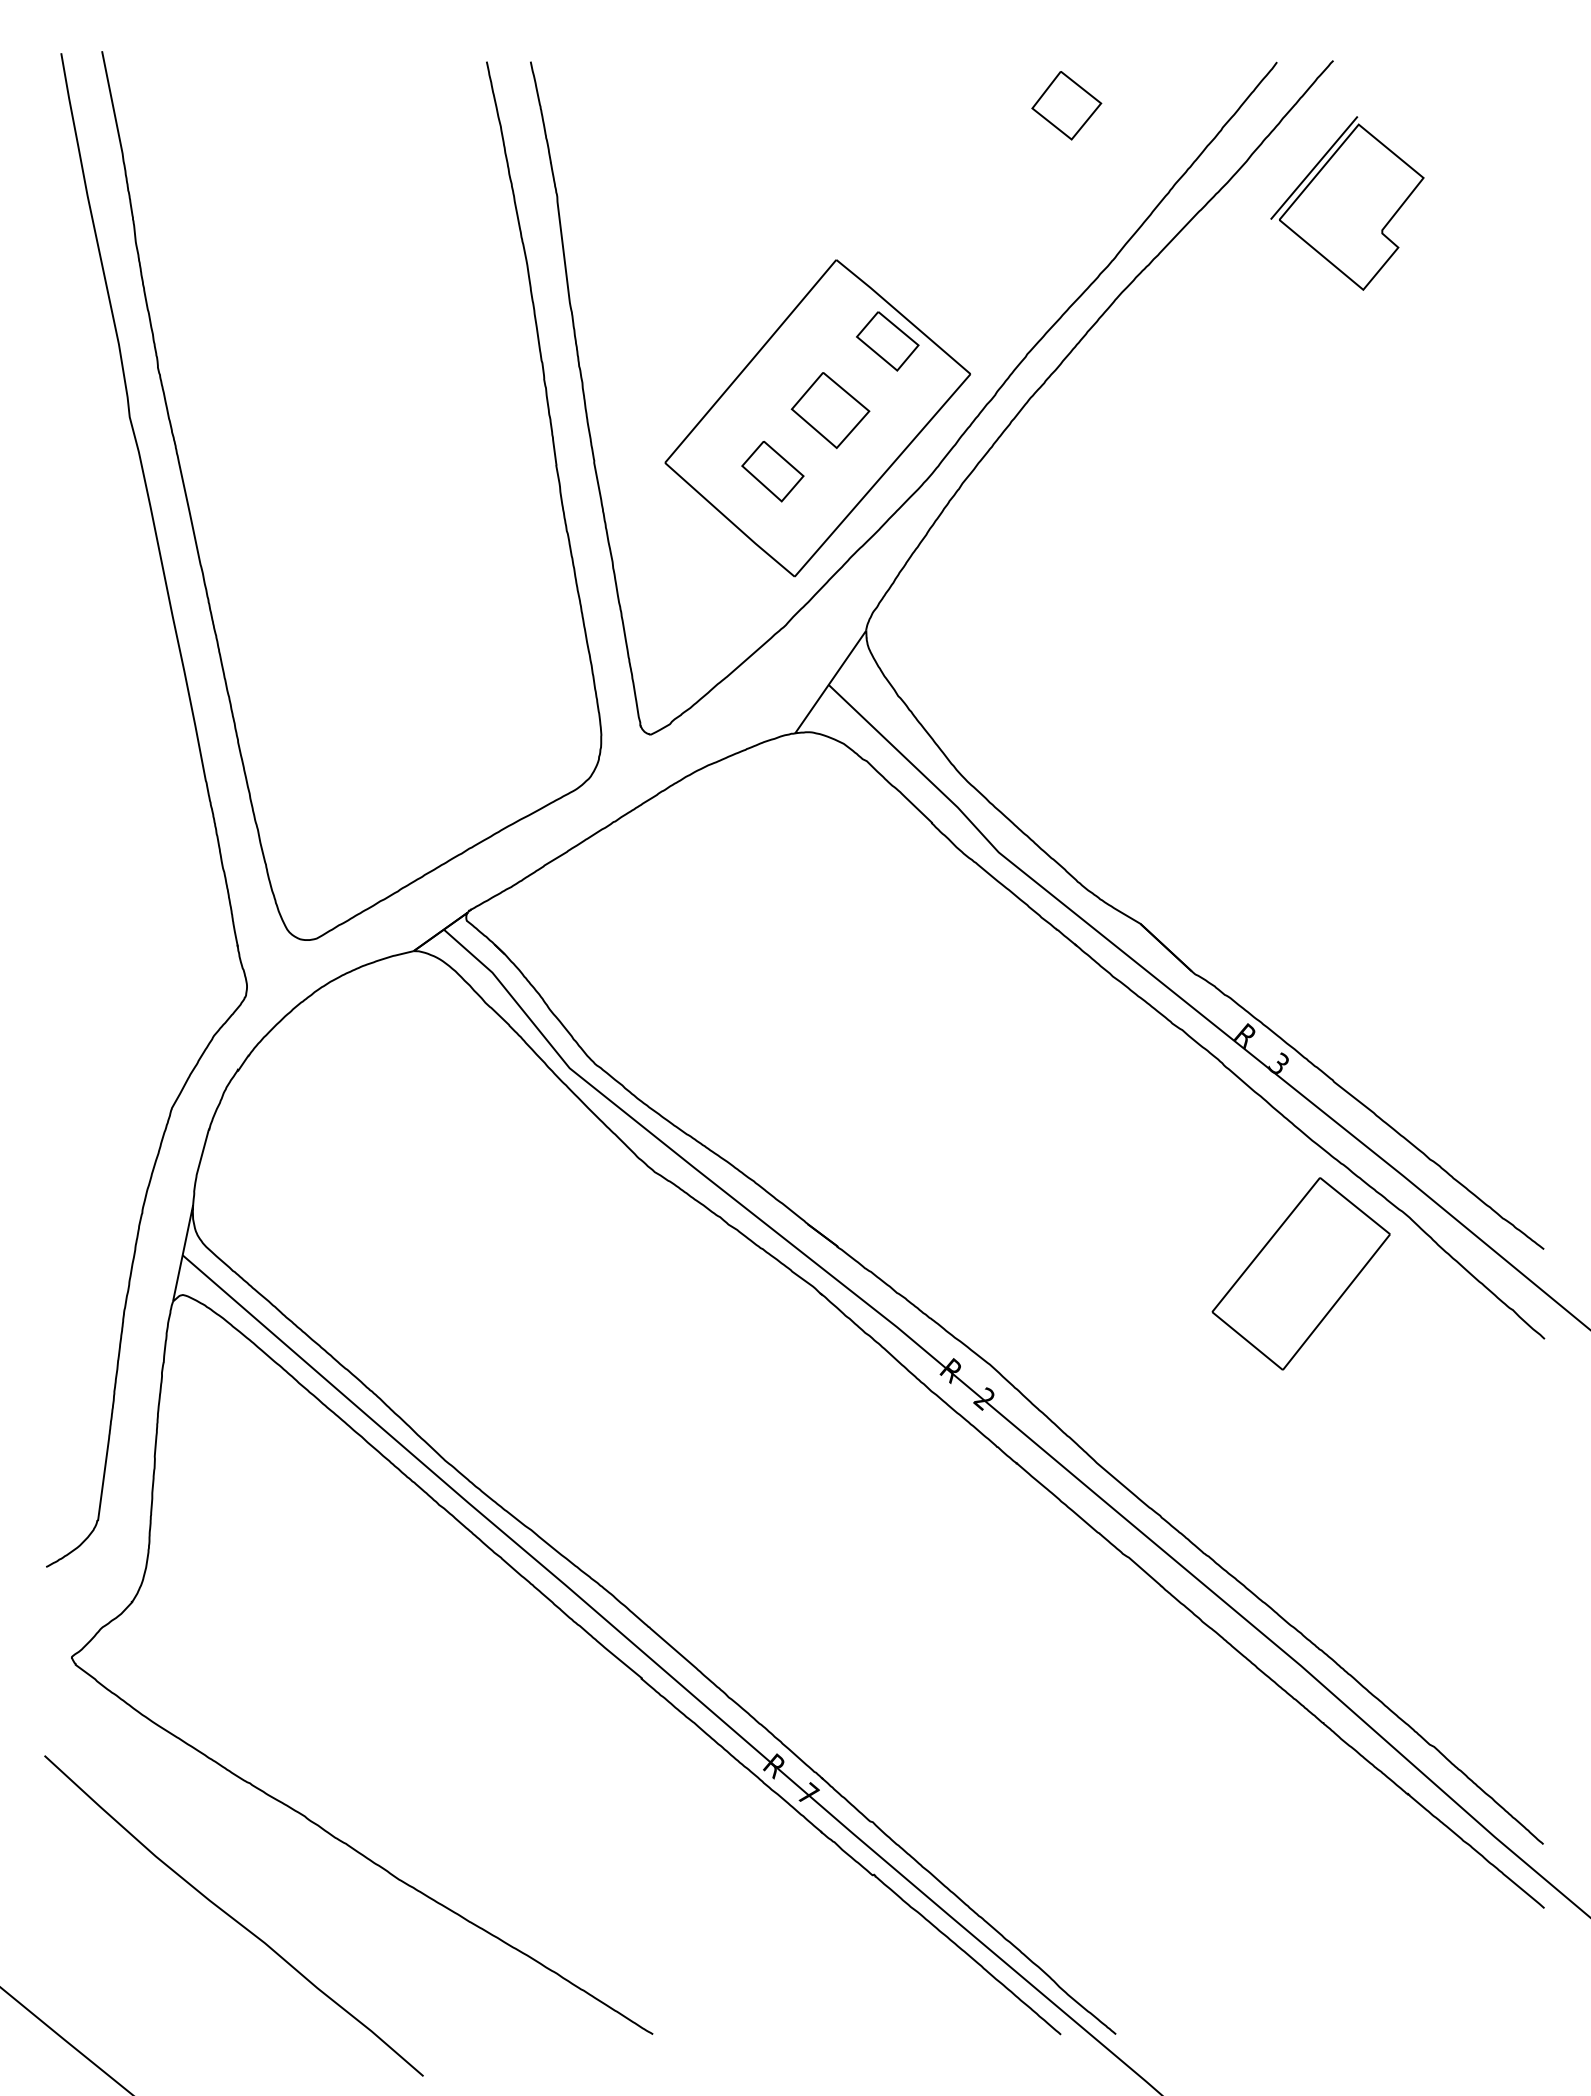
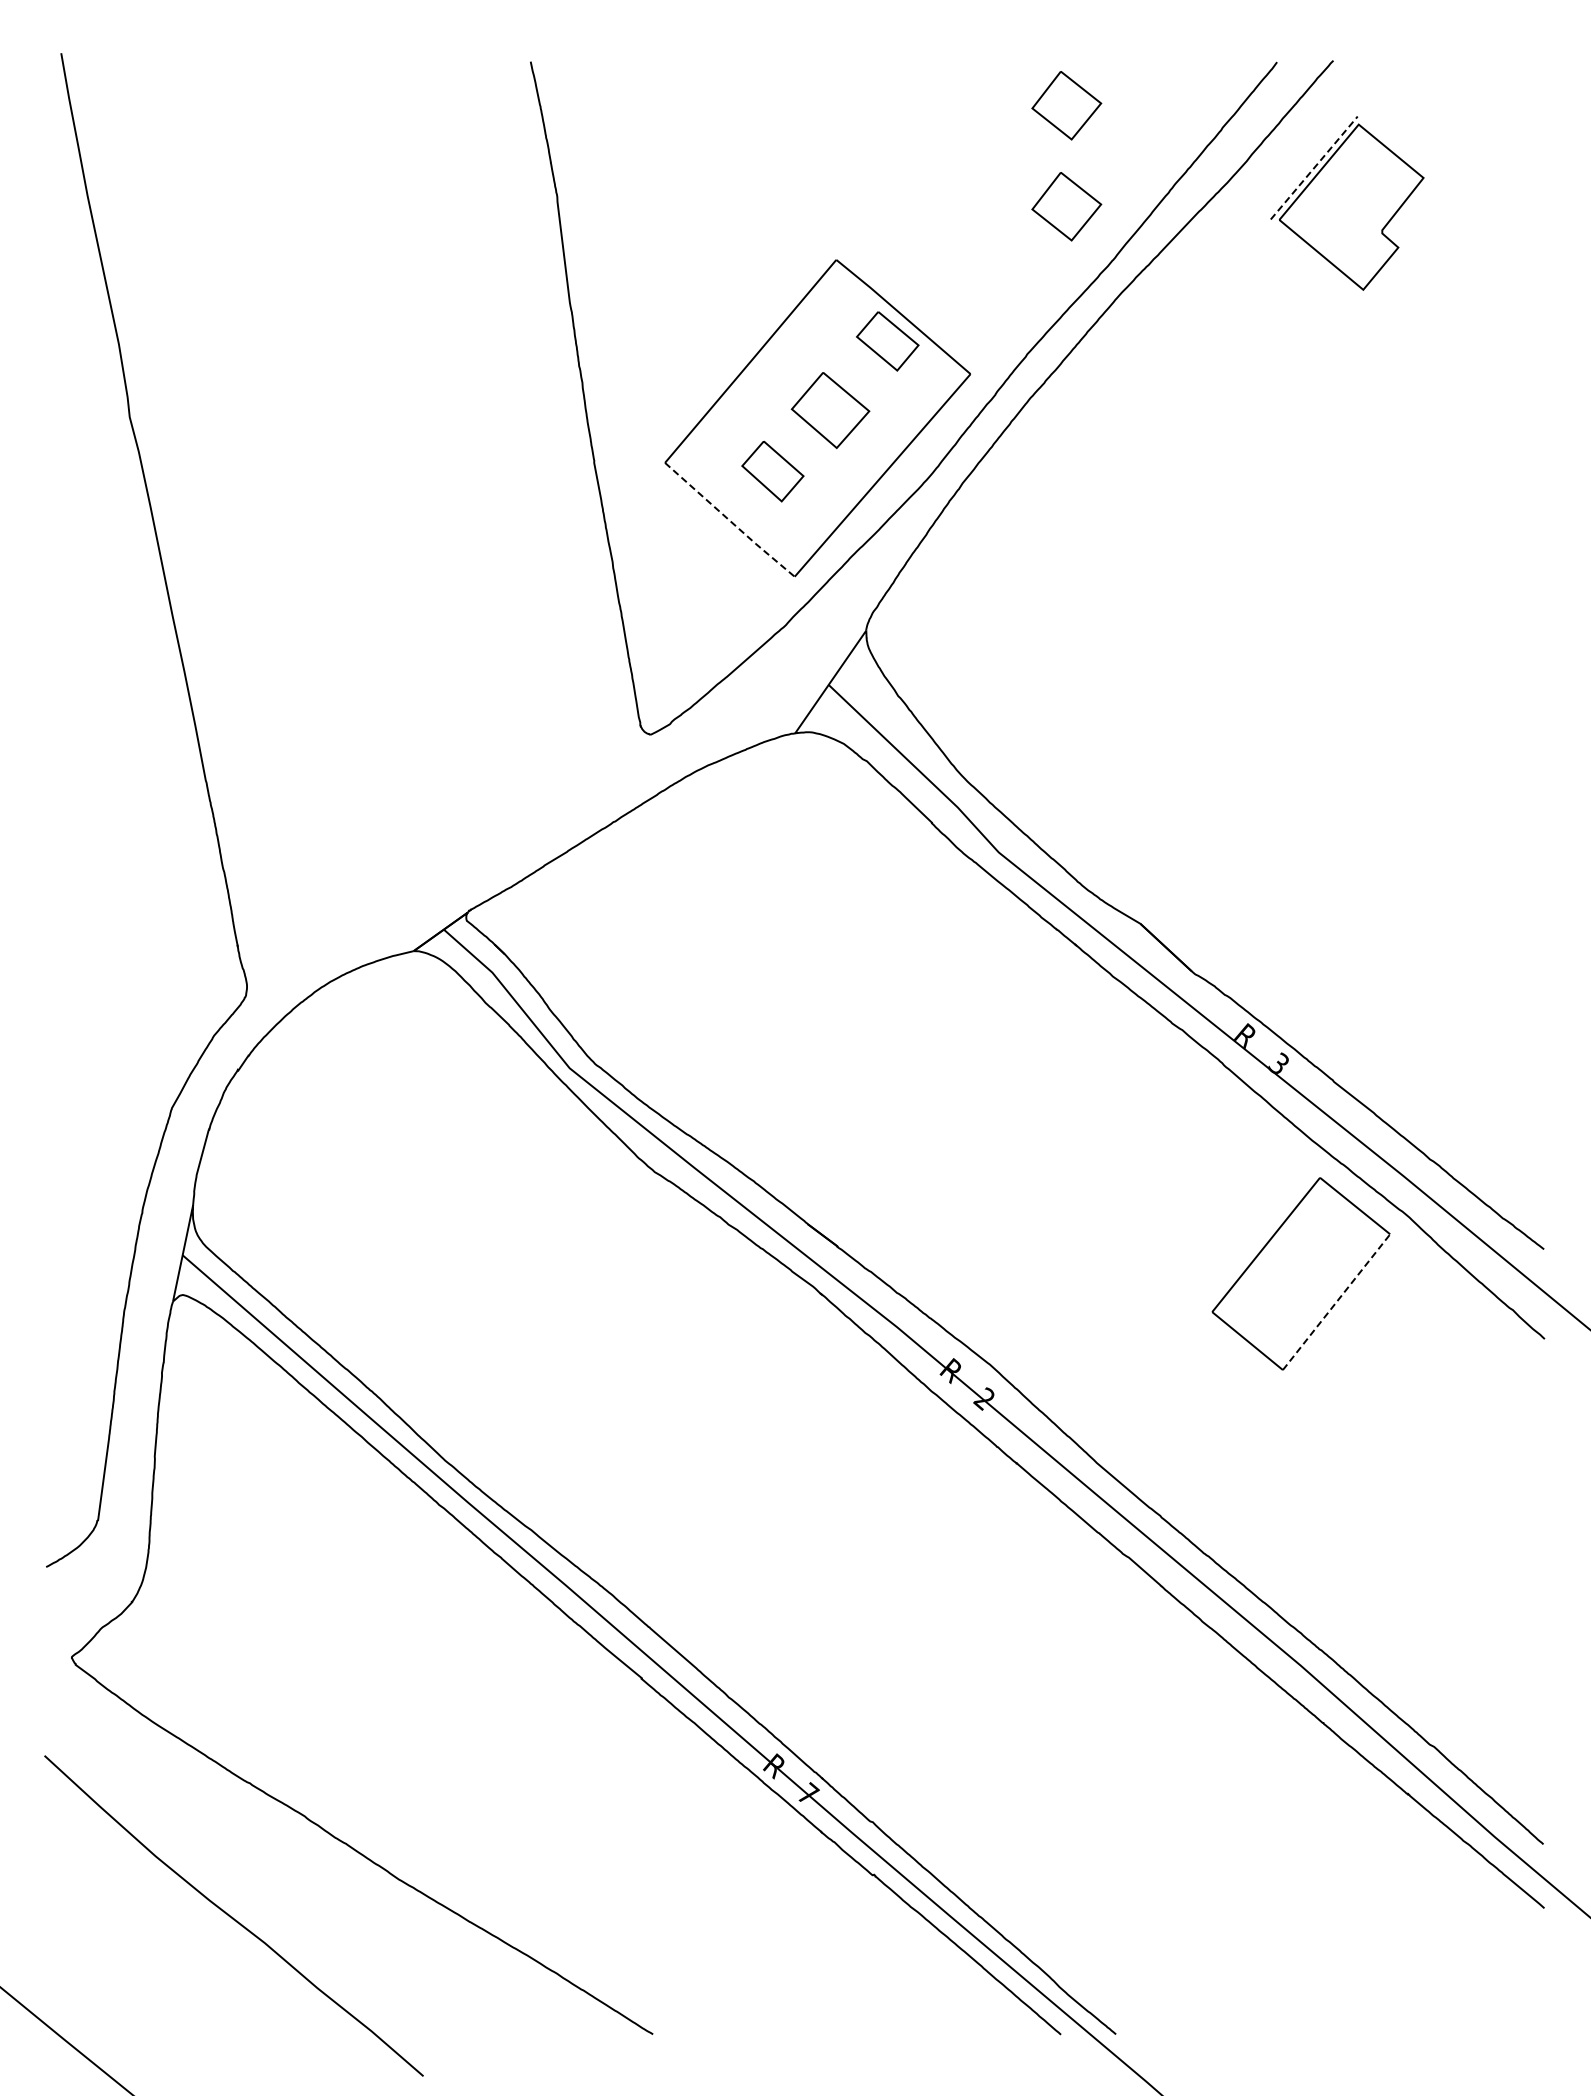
line: solid -> dashed (1314, 167)
part: none -> present (1066, 206)
line: solid -> dashed (730, 521)
curve: present -> none (193, 524)
line: solid -> dashed (1336, 1302)
